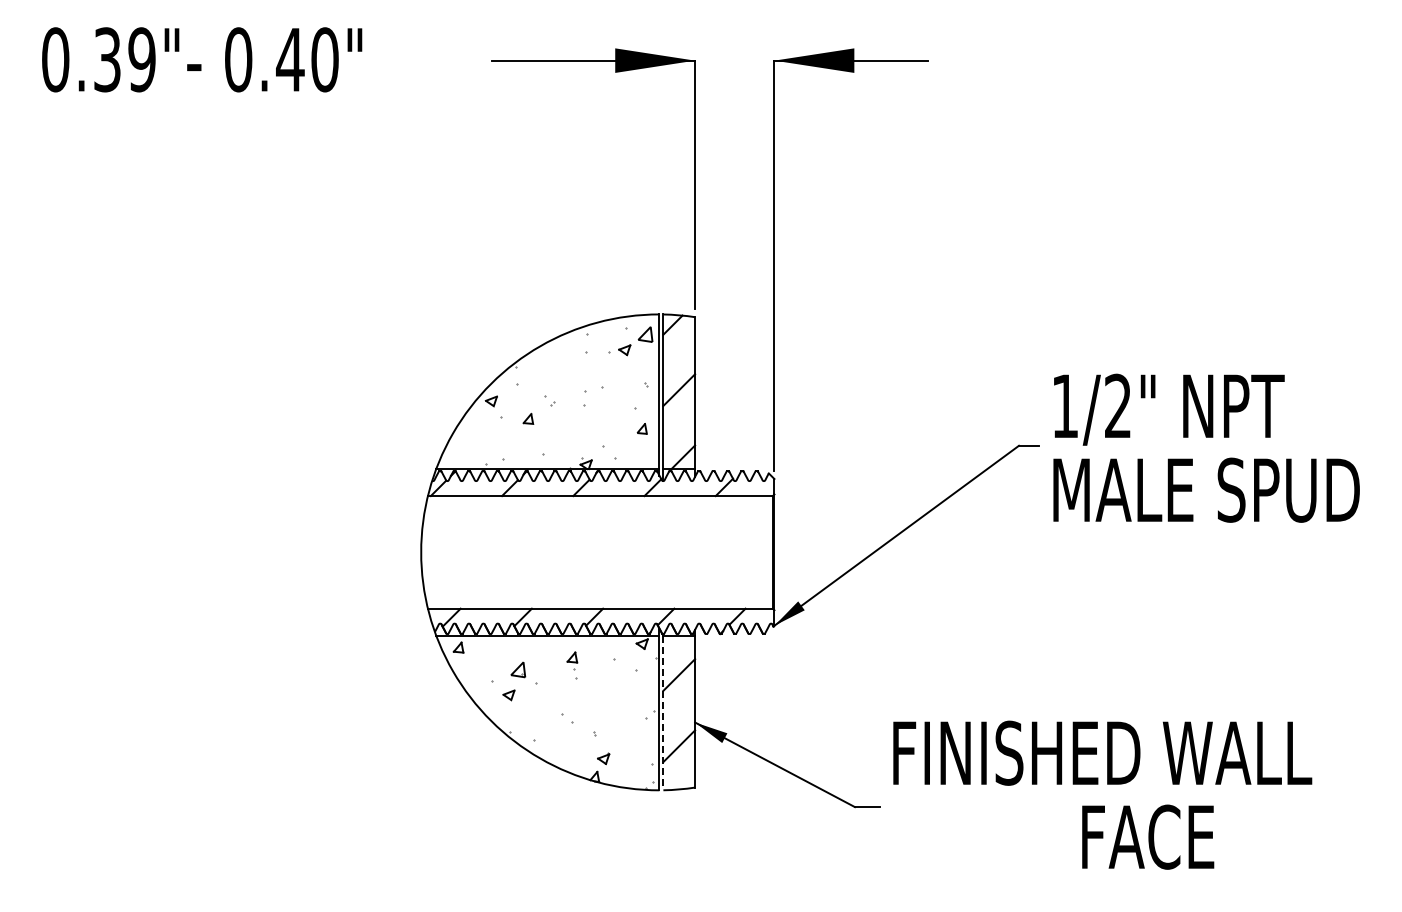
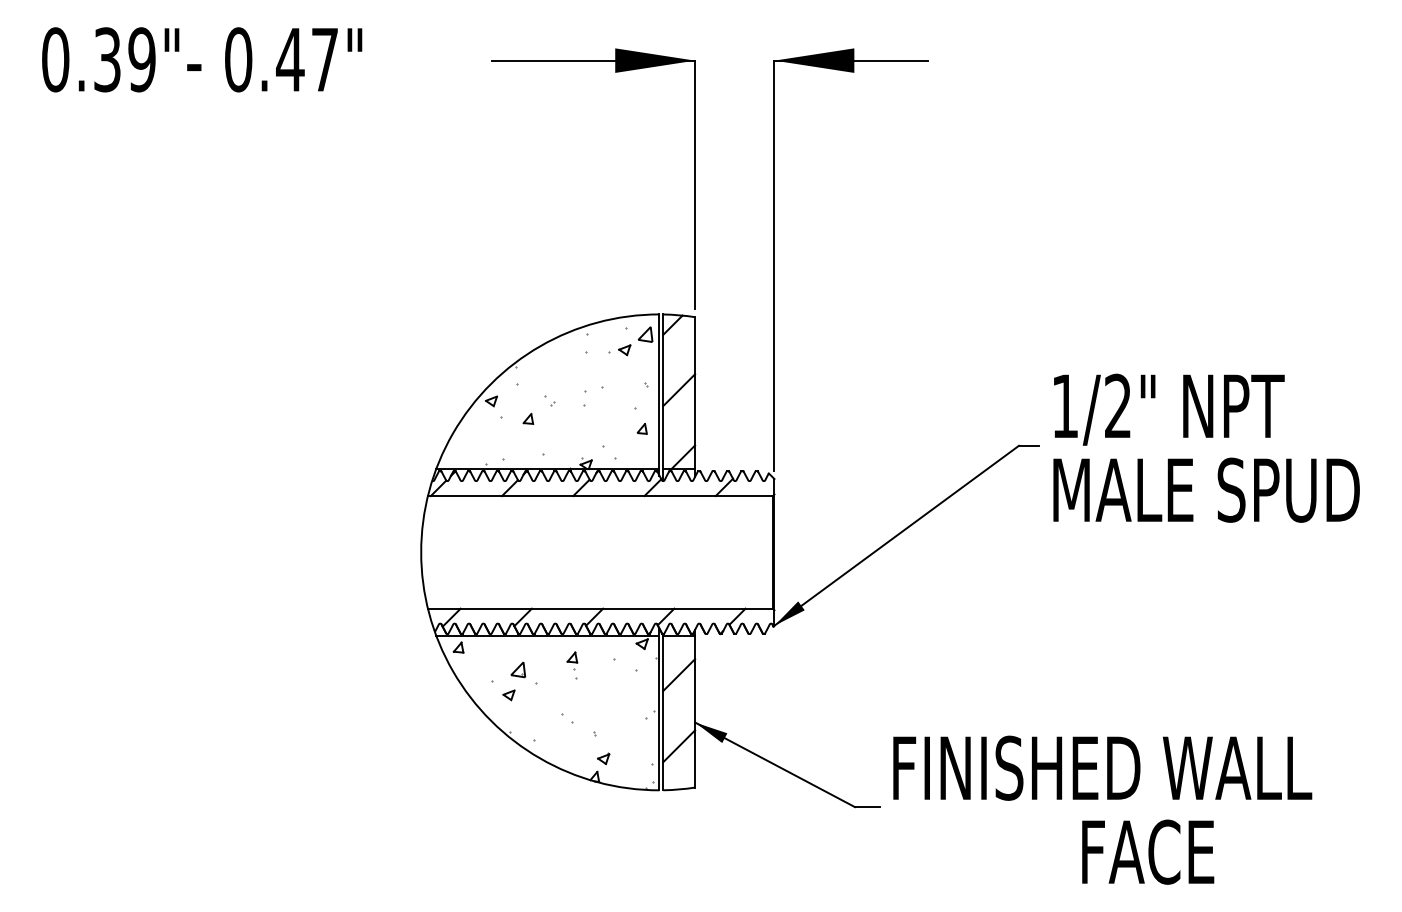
text: 0.40" -> 0.47" (324, 59)
line: dashed -> solid (663, 713)
text position: (1102, 794) -> (1102, 809) (1102, 809)
